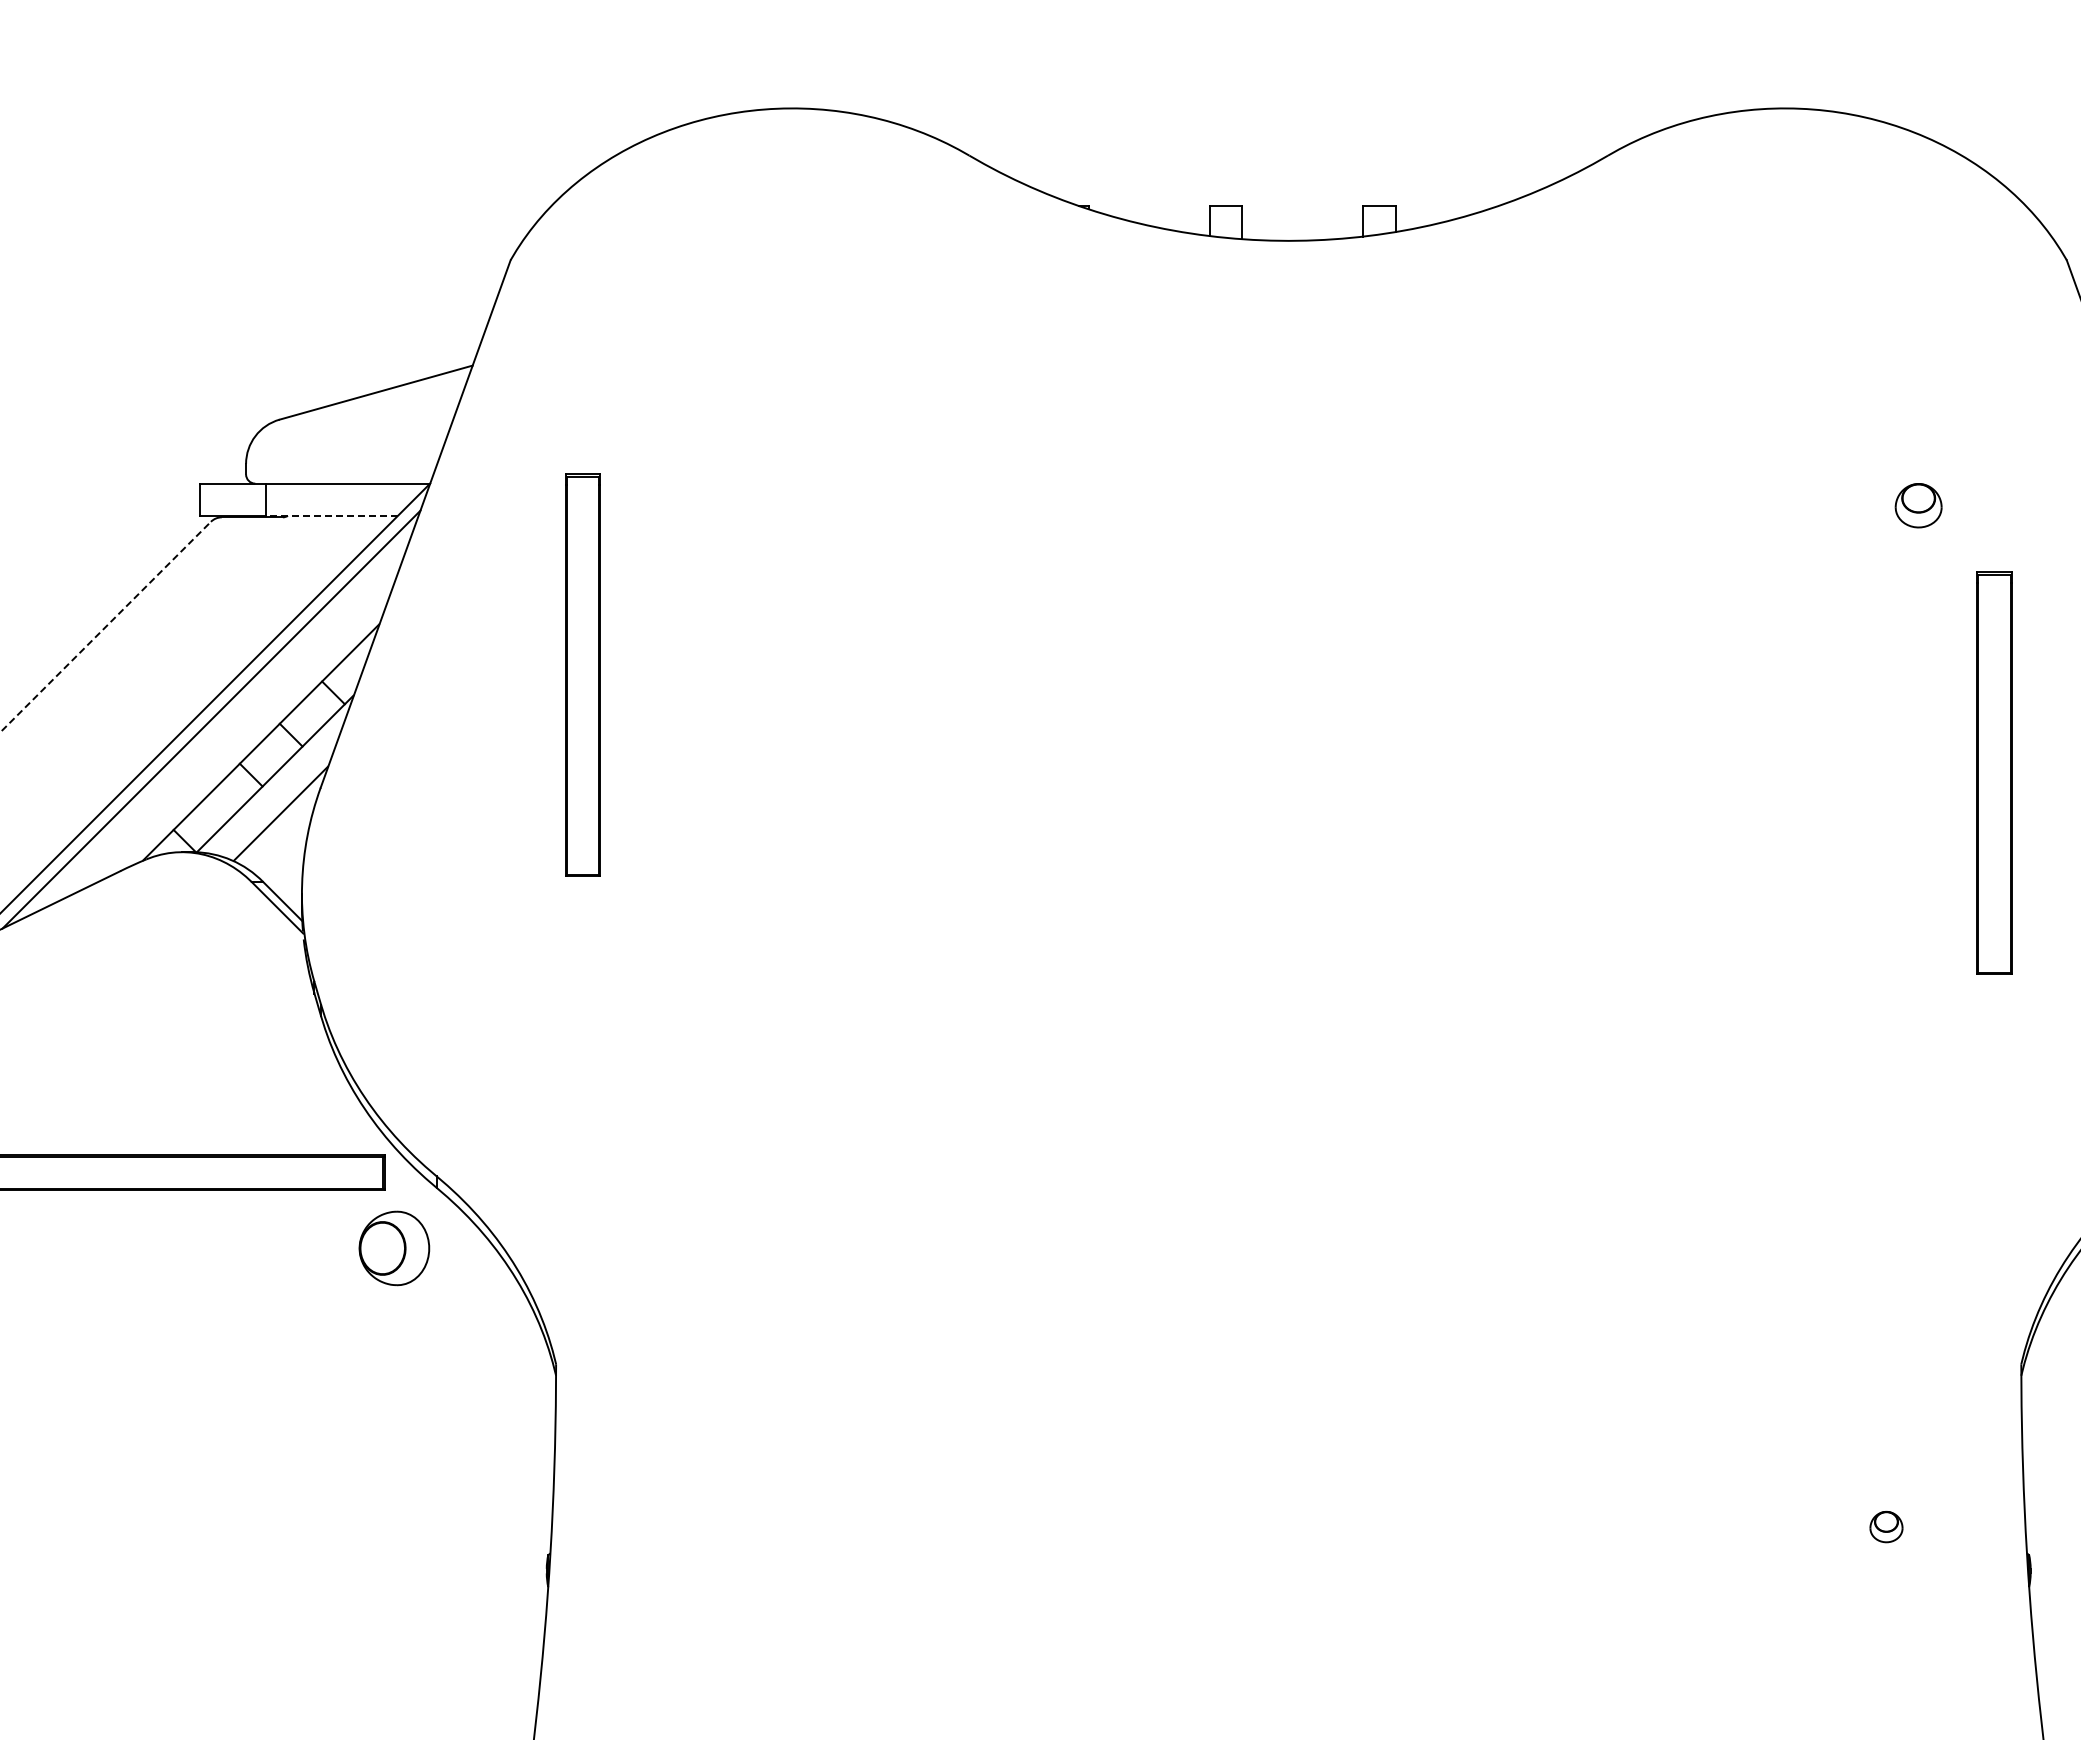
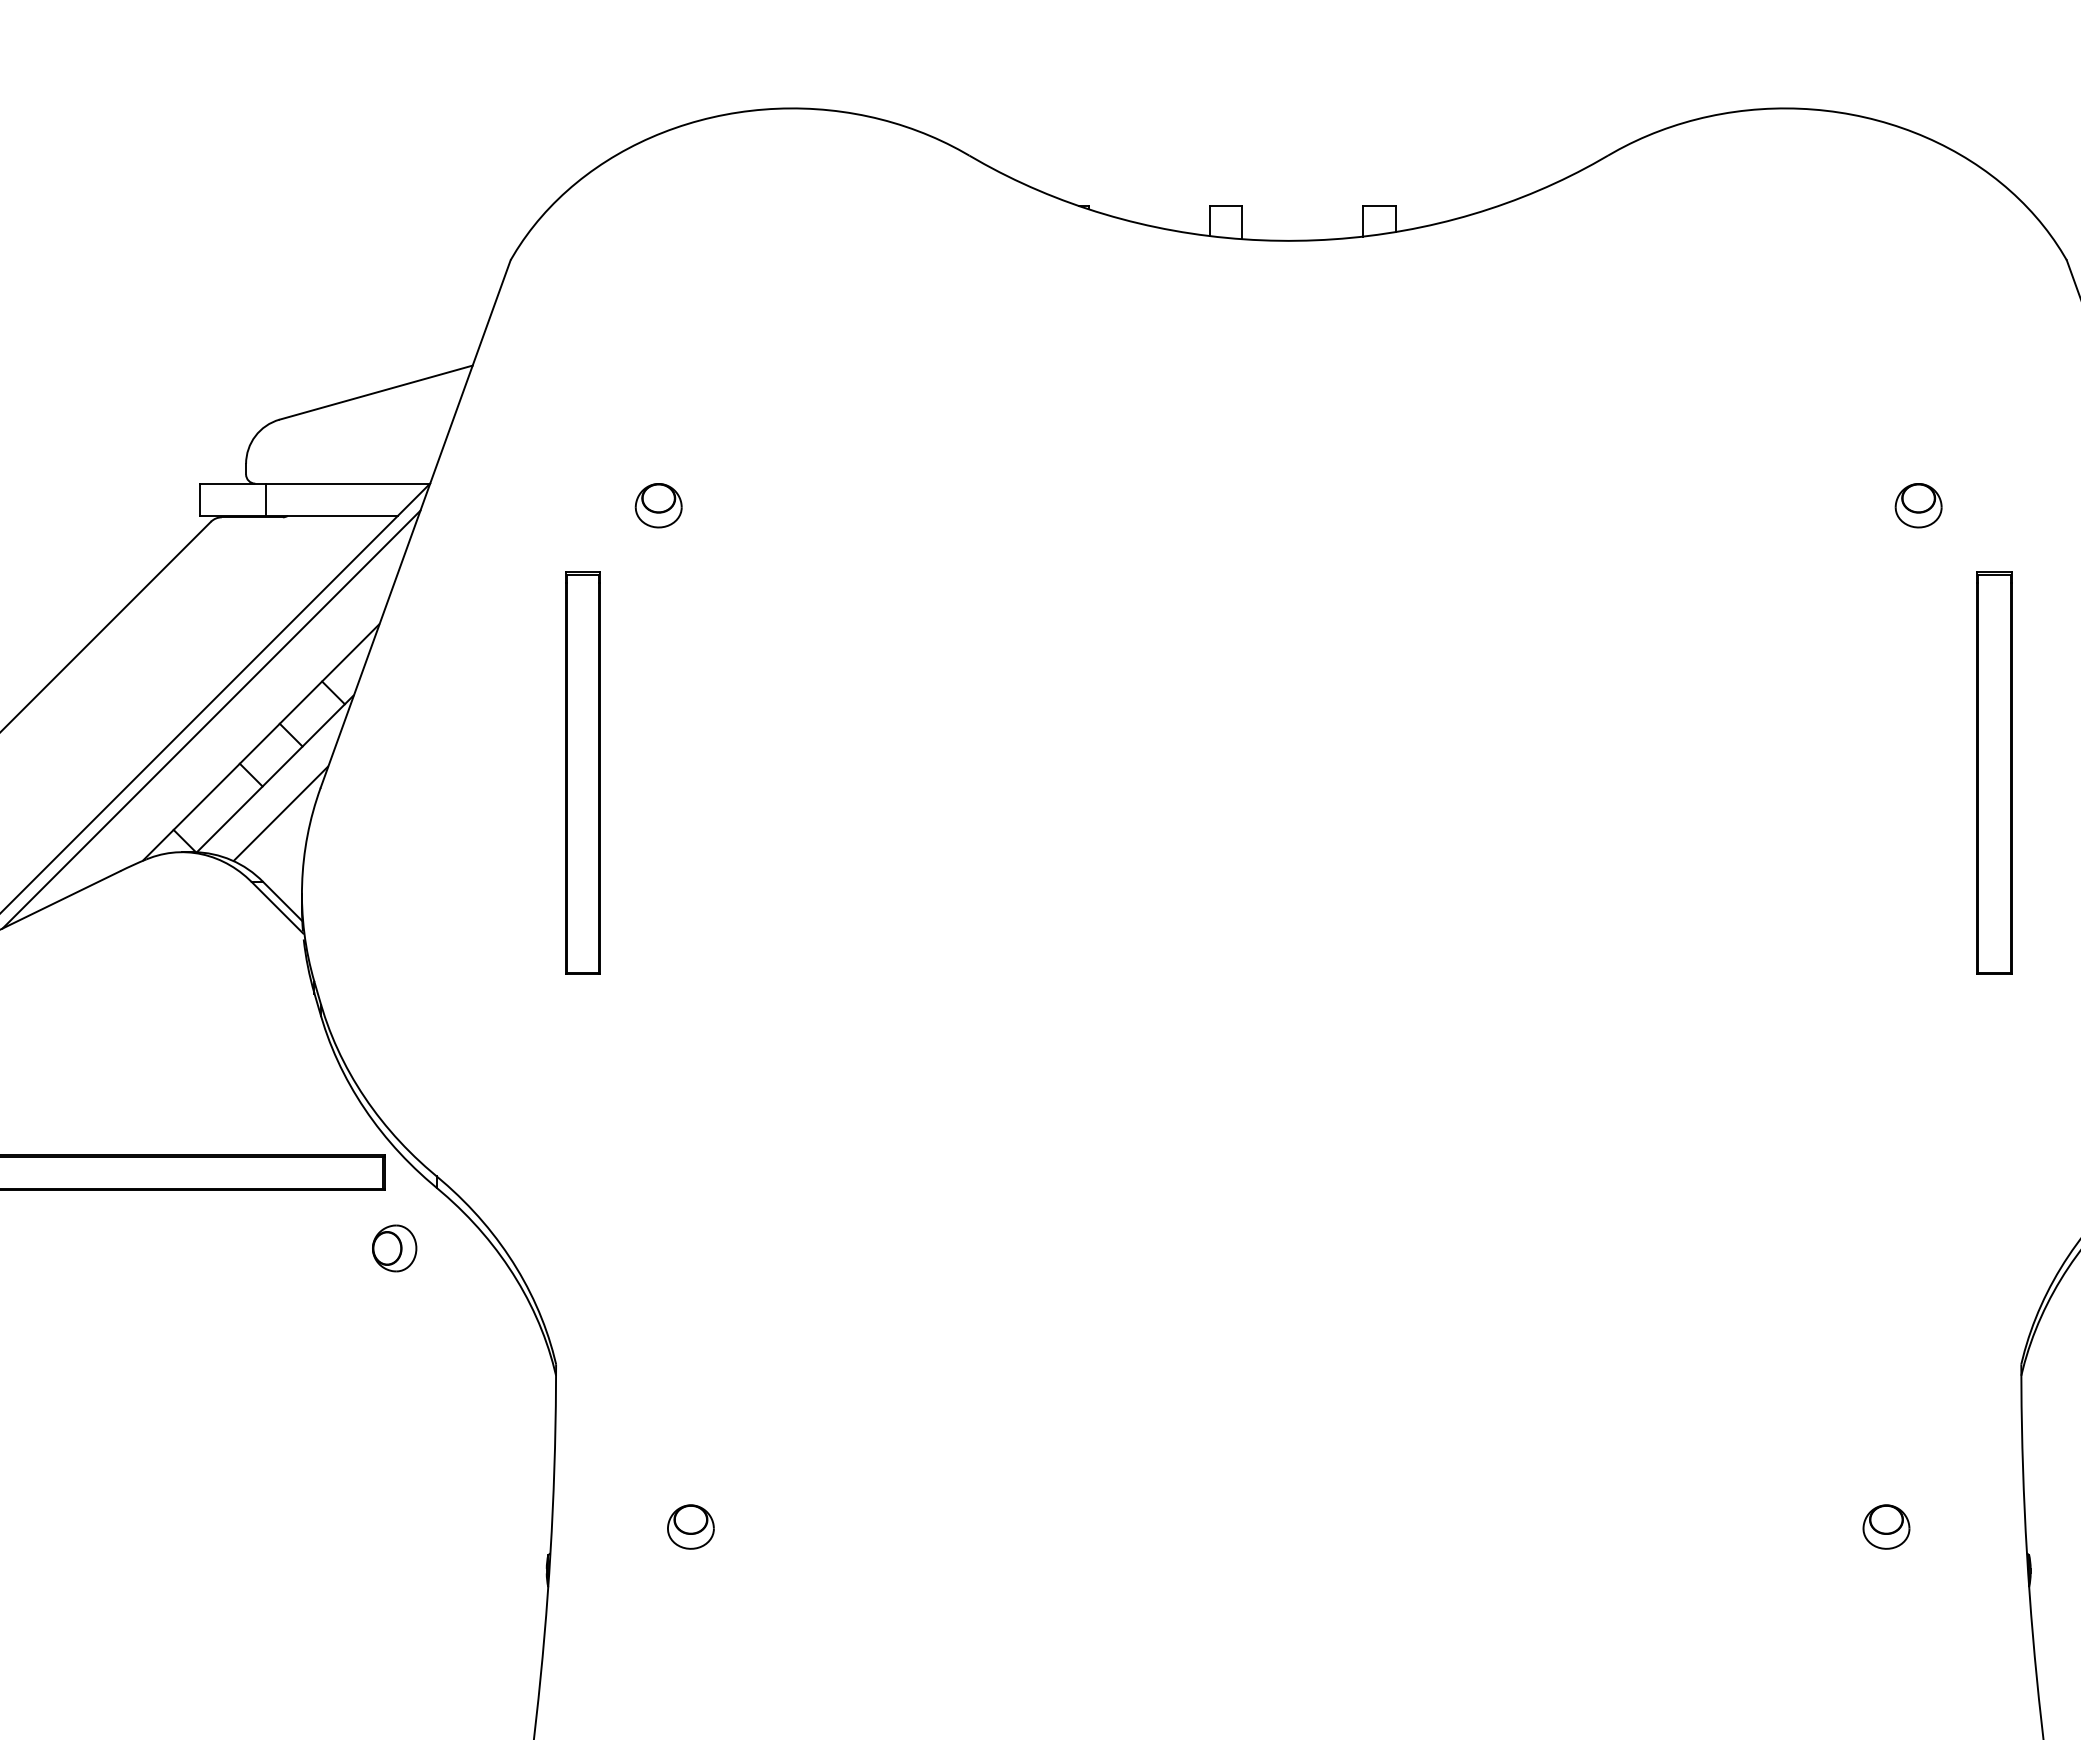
part: none -> present (658, 505)
line: dashed -> solid (331, 515)
line: dashed -> solid (105, 627)
part position: (582, 674) -> (582, 772) (582, 772)
part size: 73x77 px -> 46x49 px (394, 1248)
part: none -> present (690, 1526)
part size: 35x33 px -> 49x46 px (1886, 1526)
